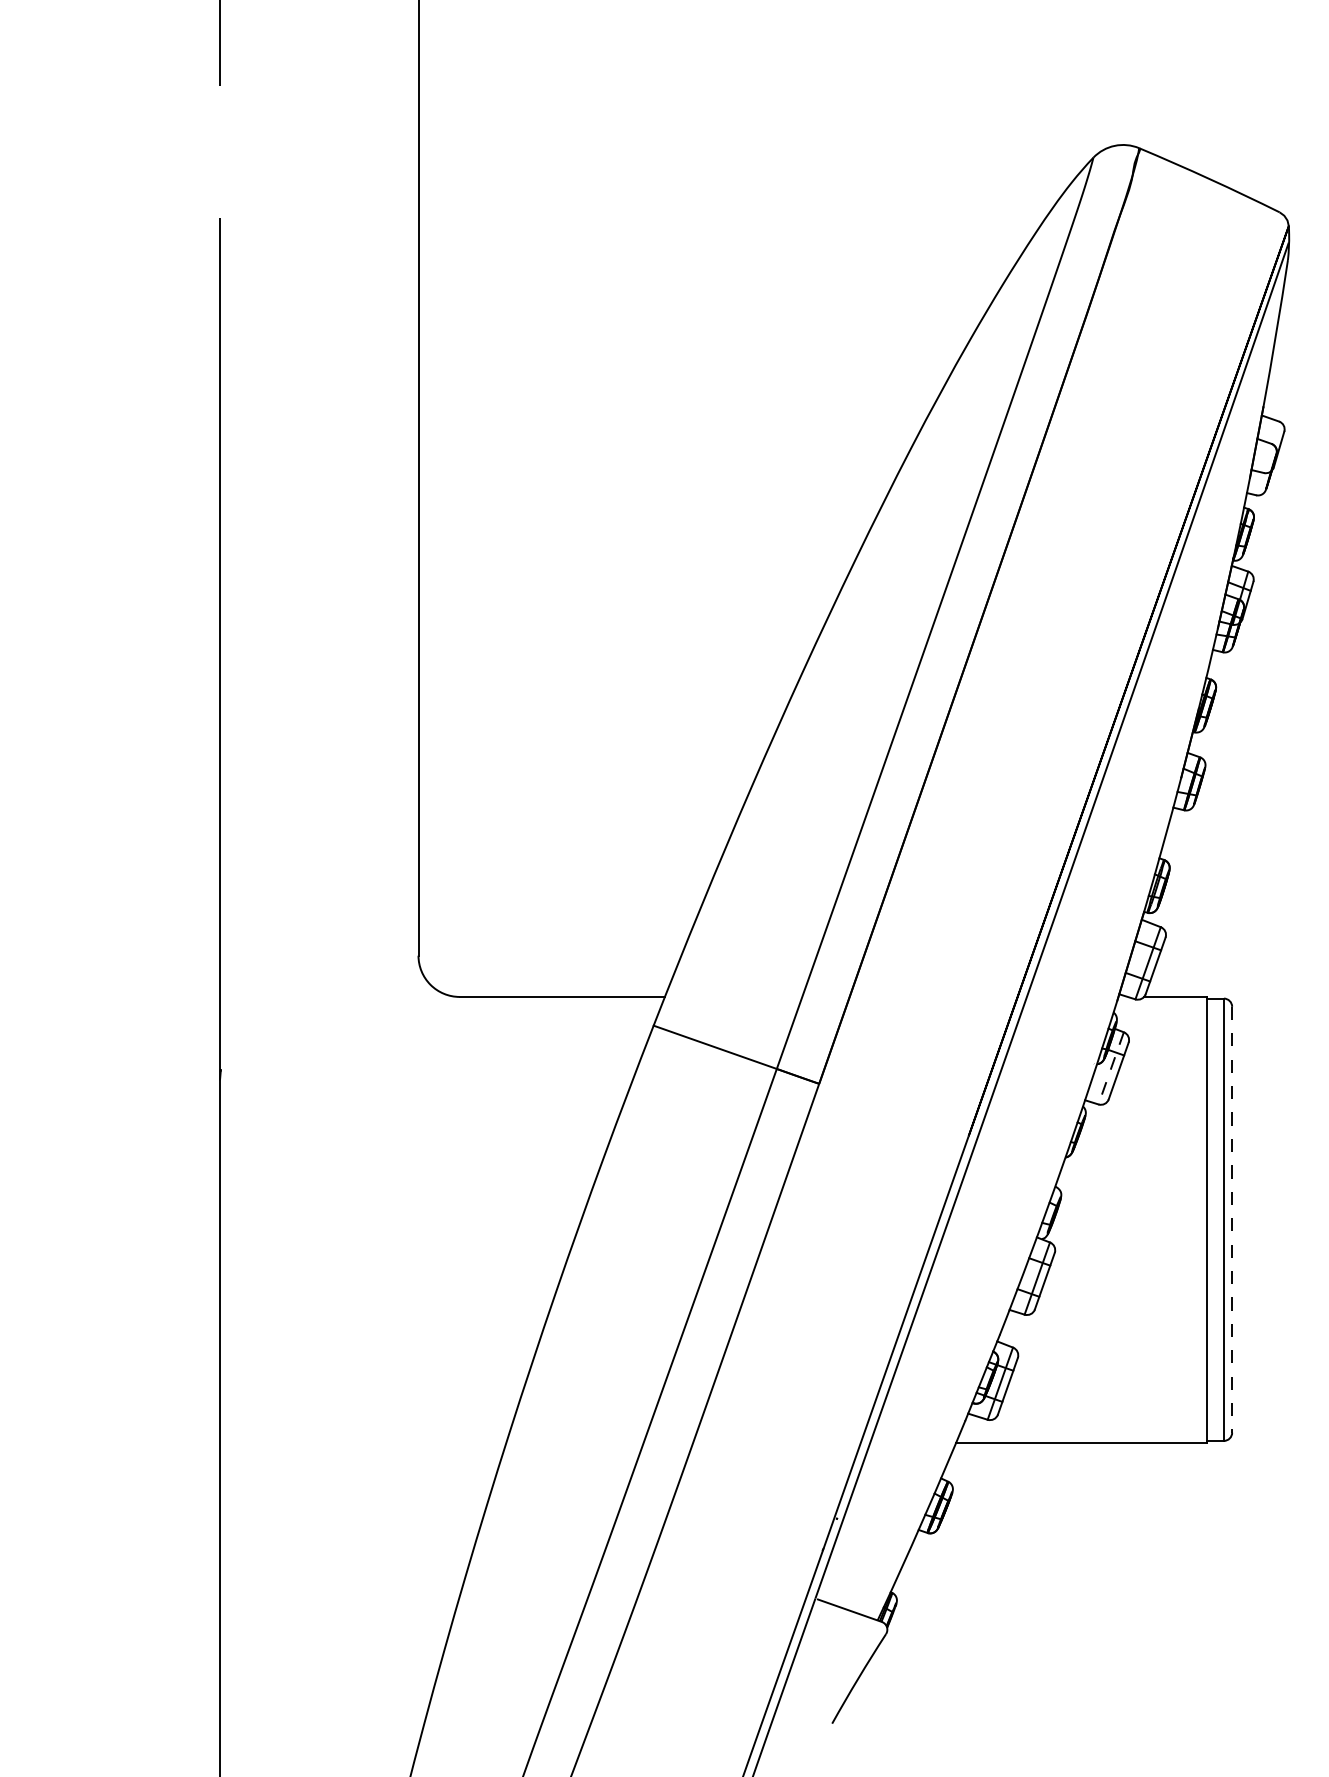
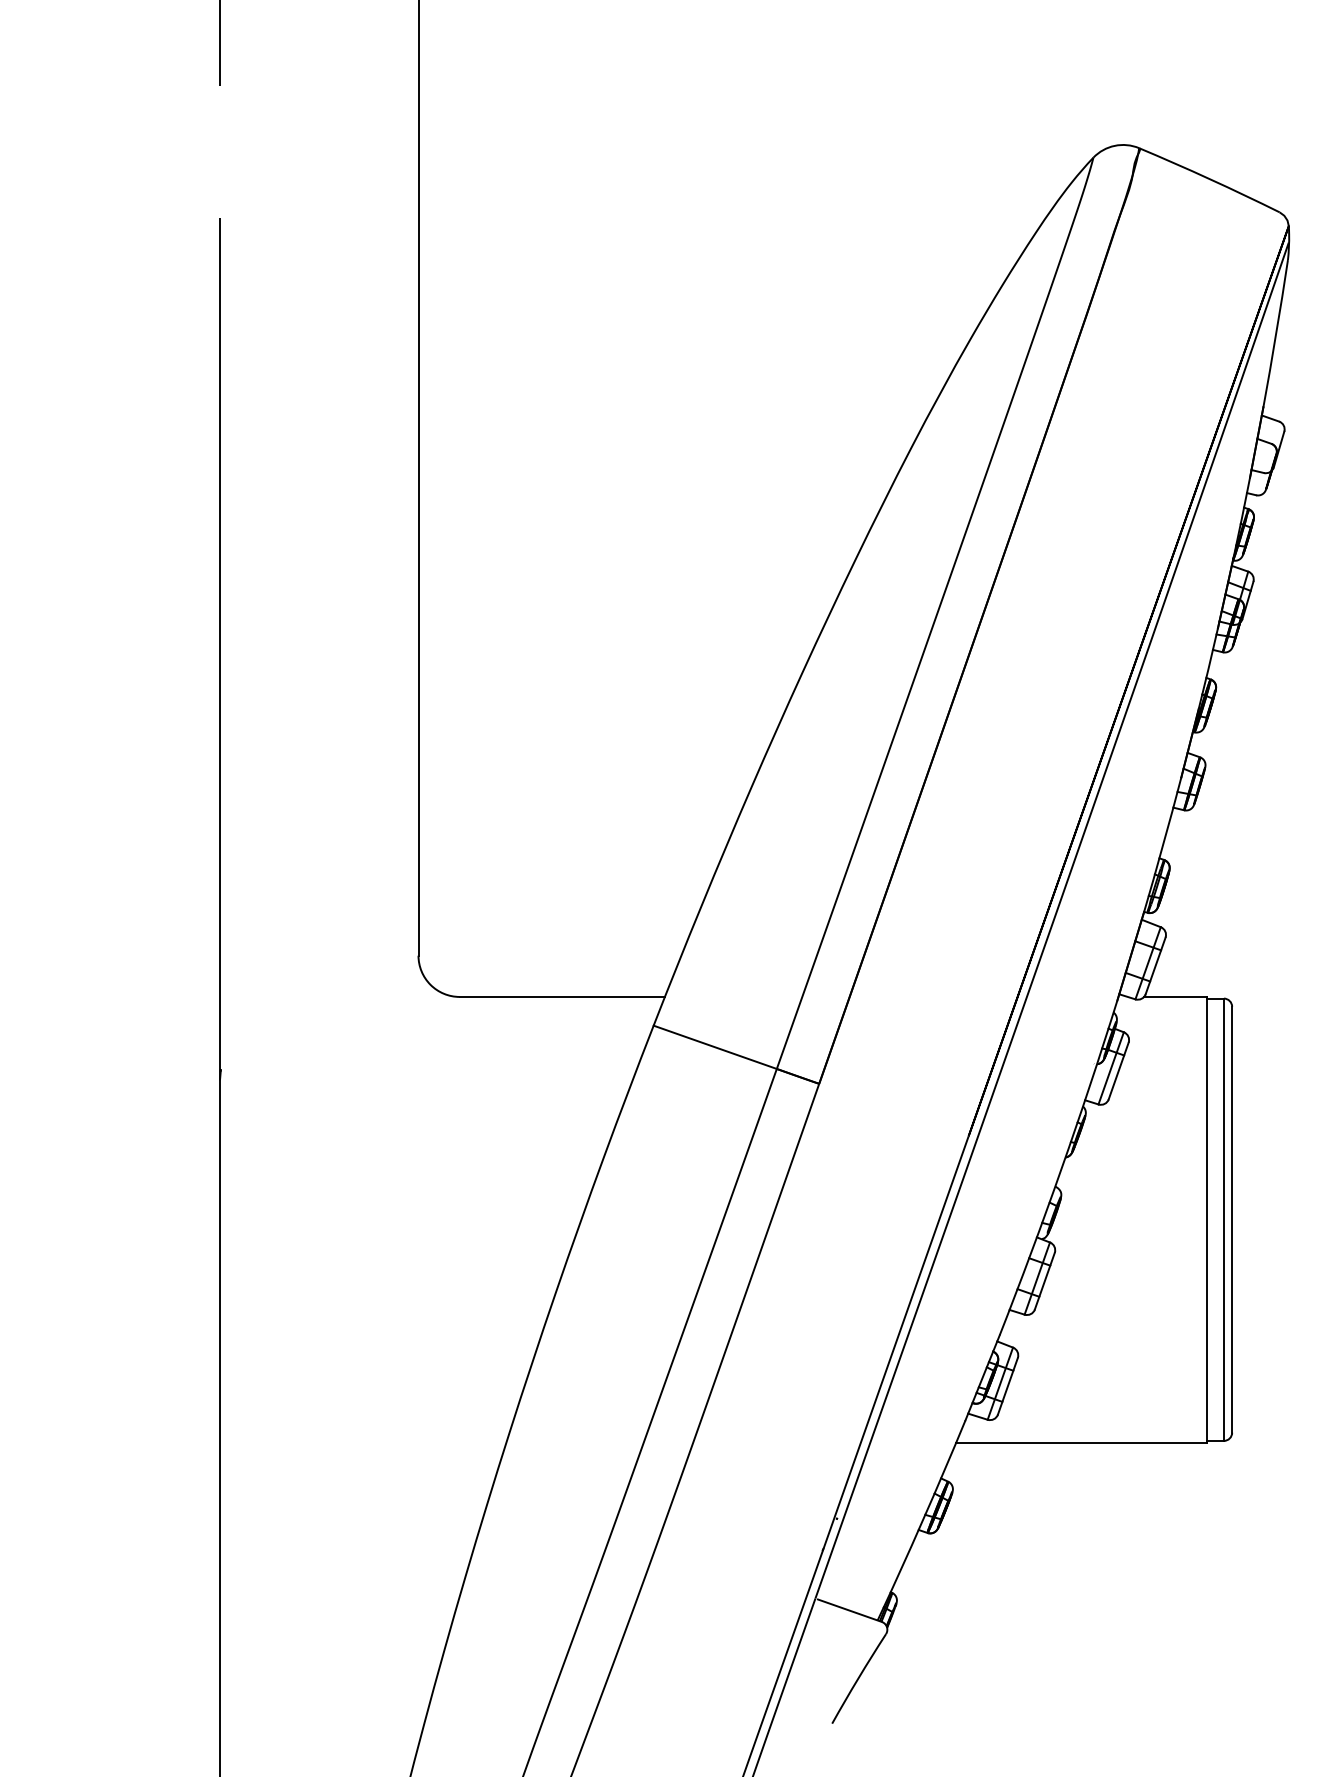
line: dashed -> solid (1111, 1068)
line: dashed -> solid (1232, 1219)
